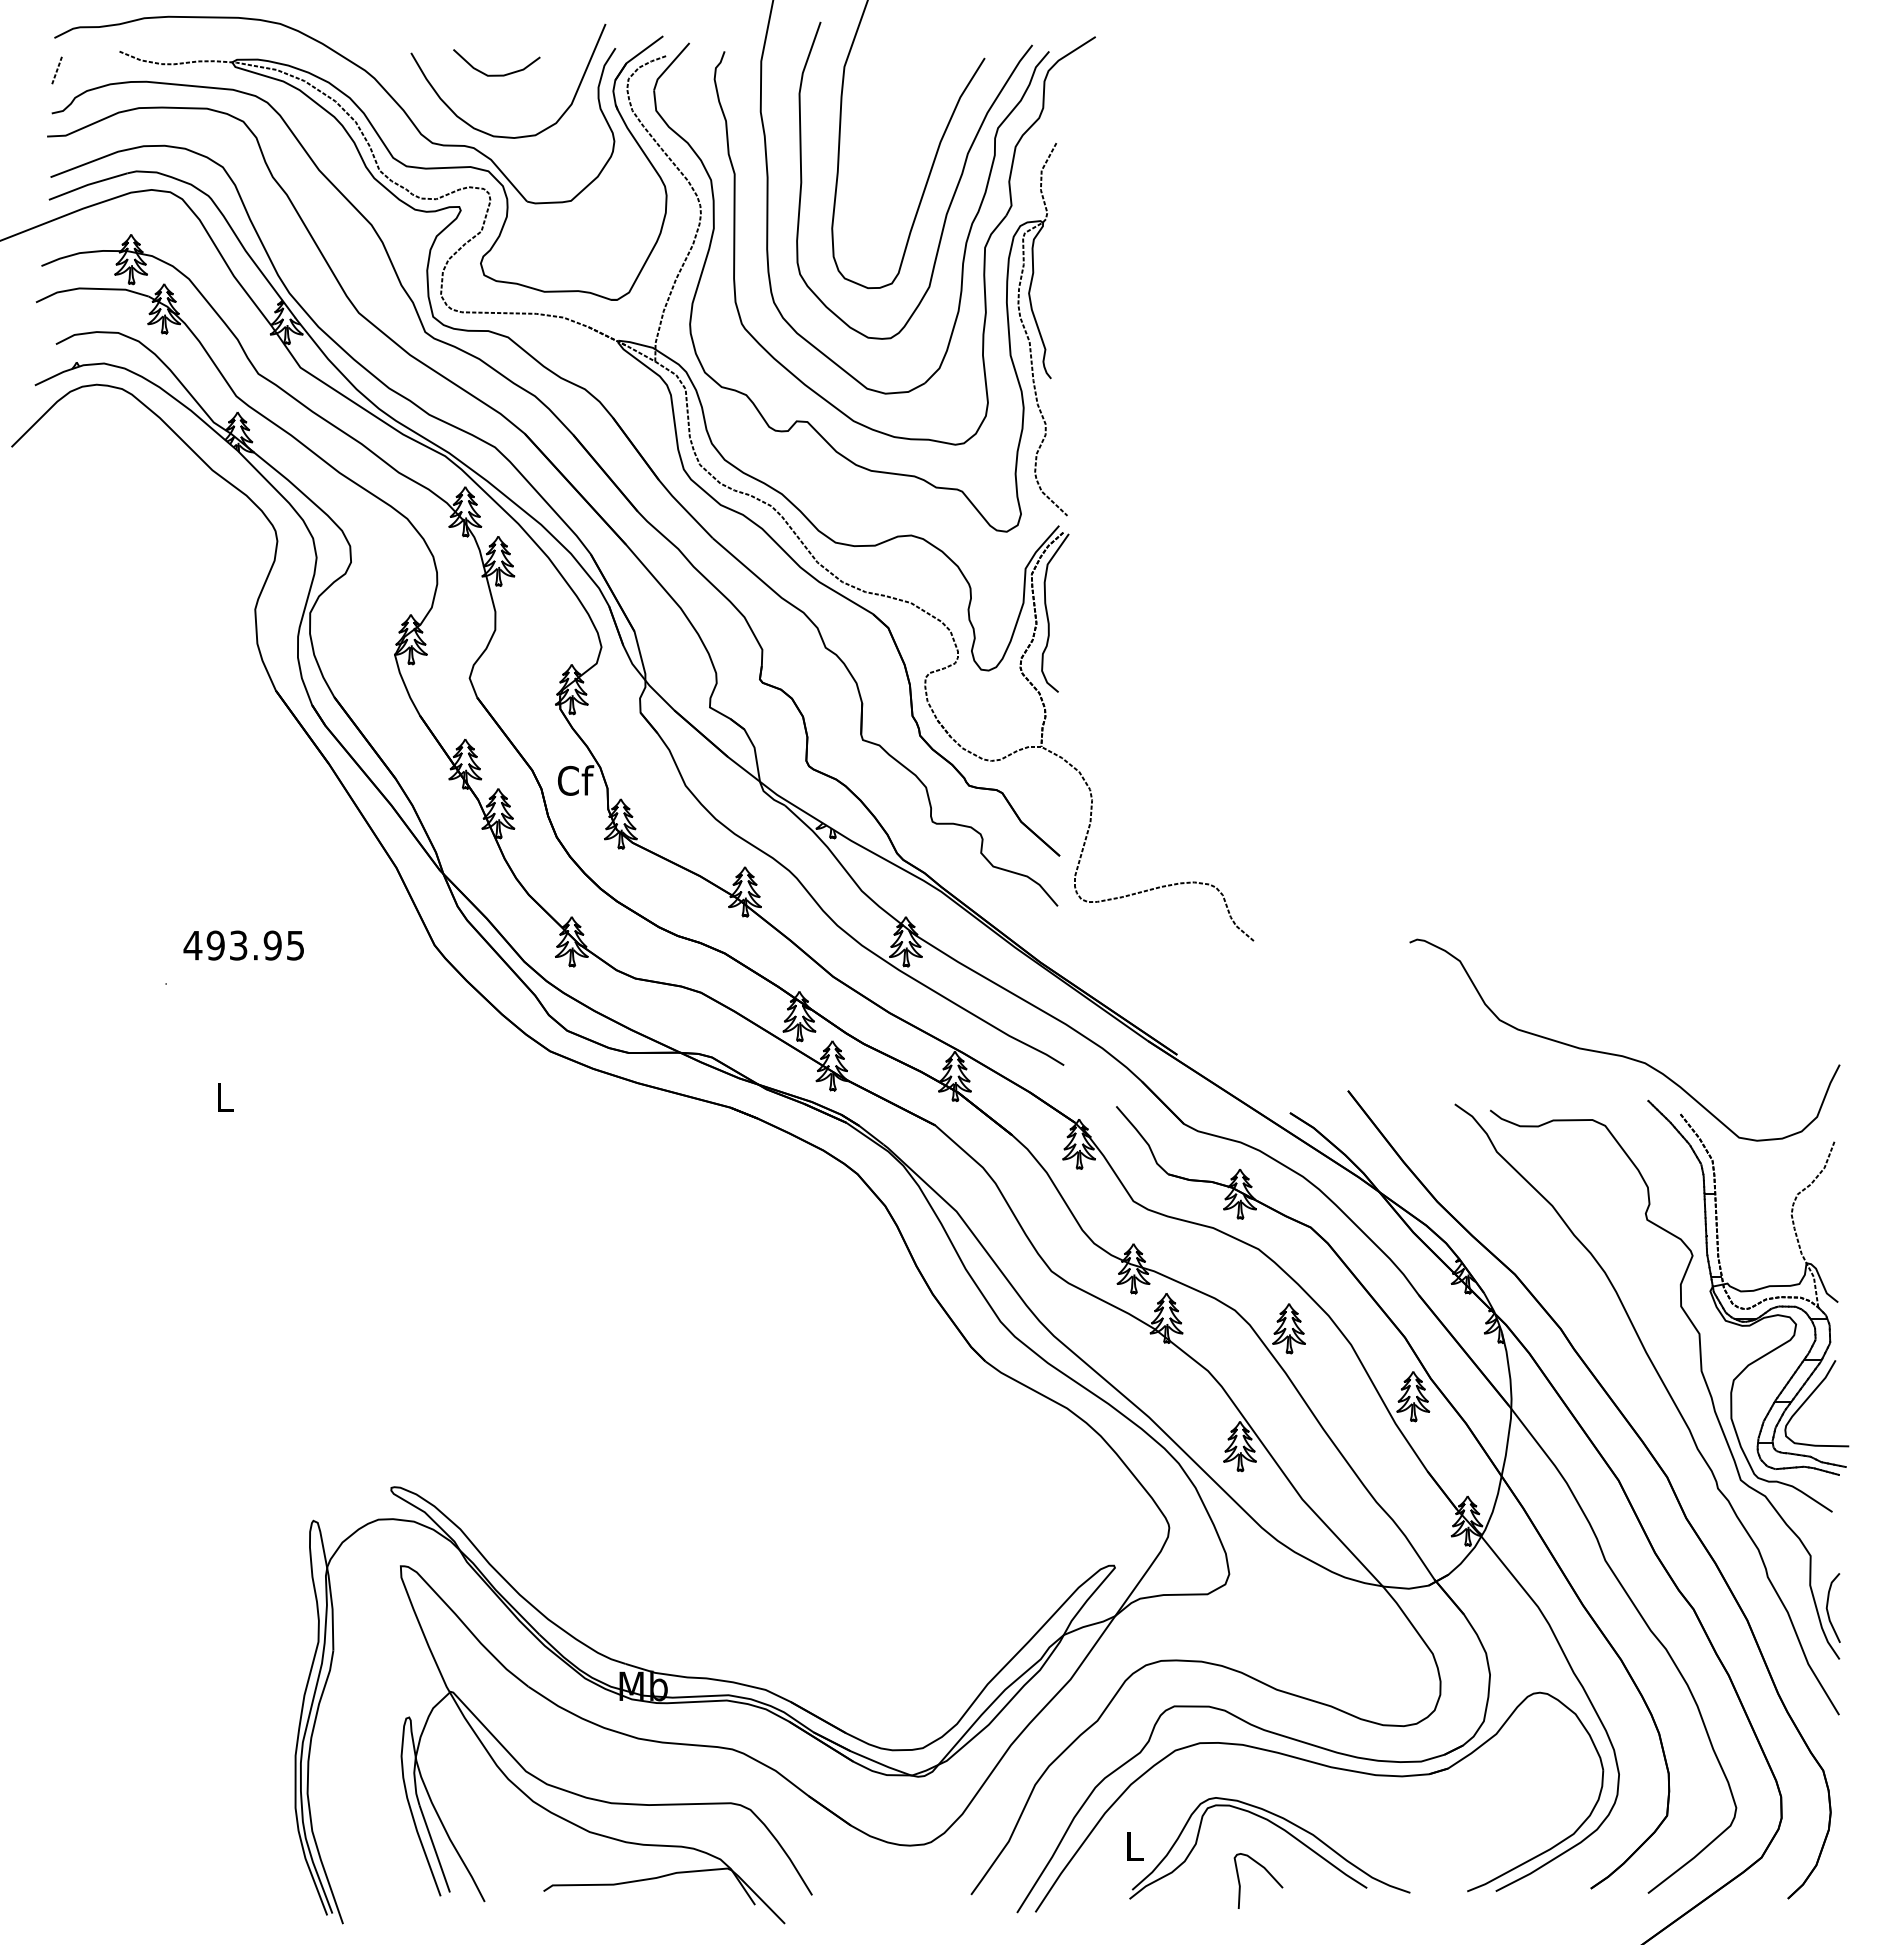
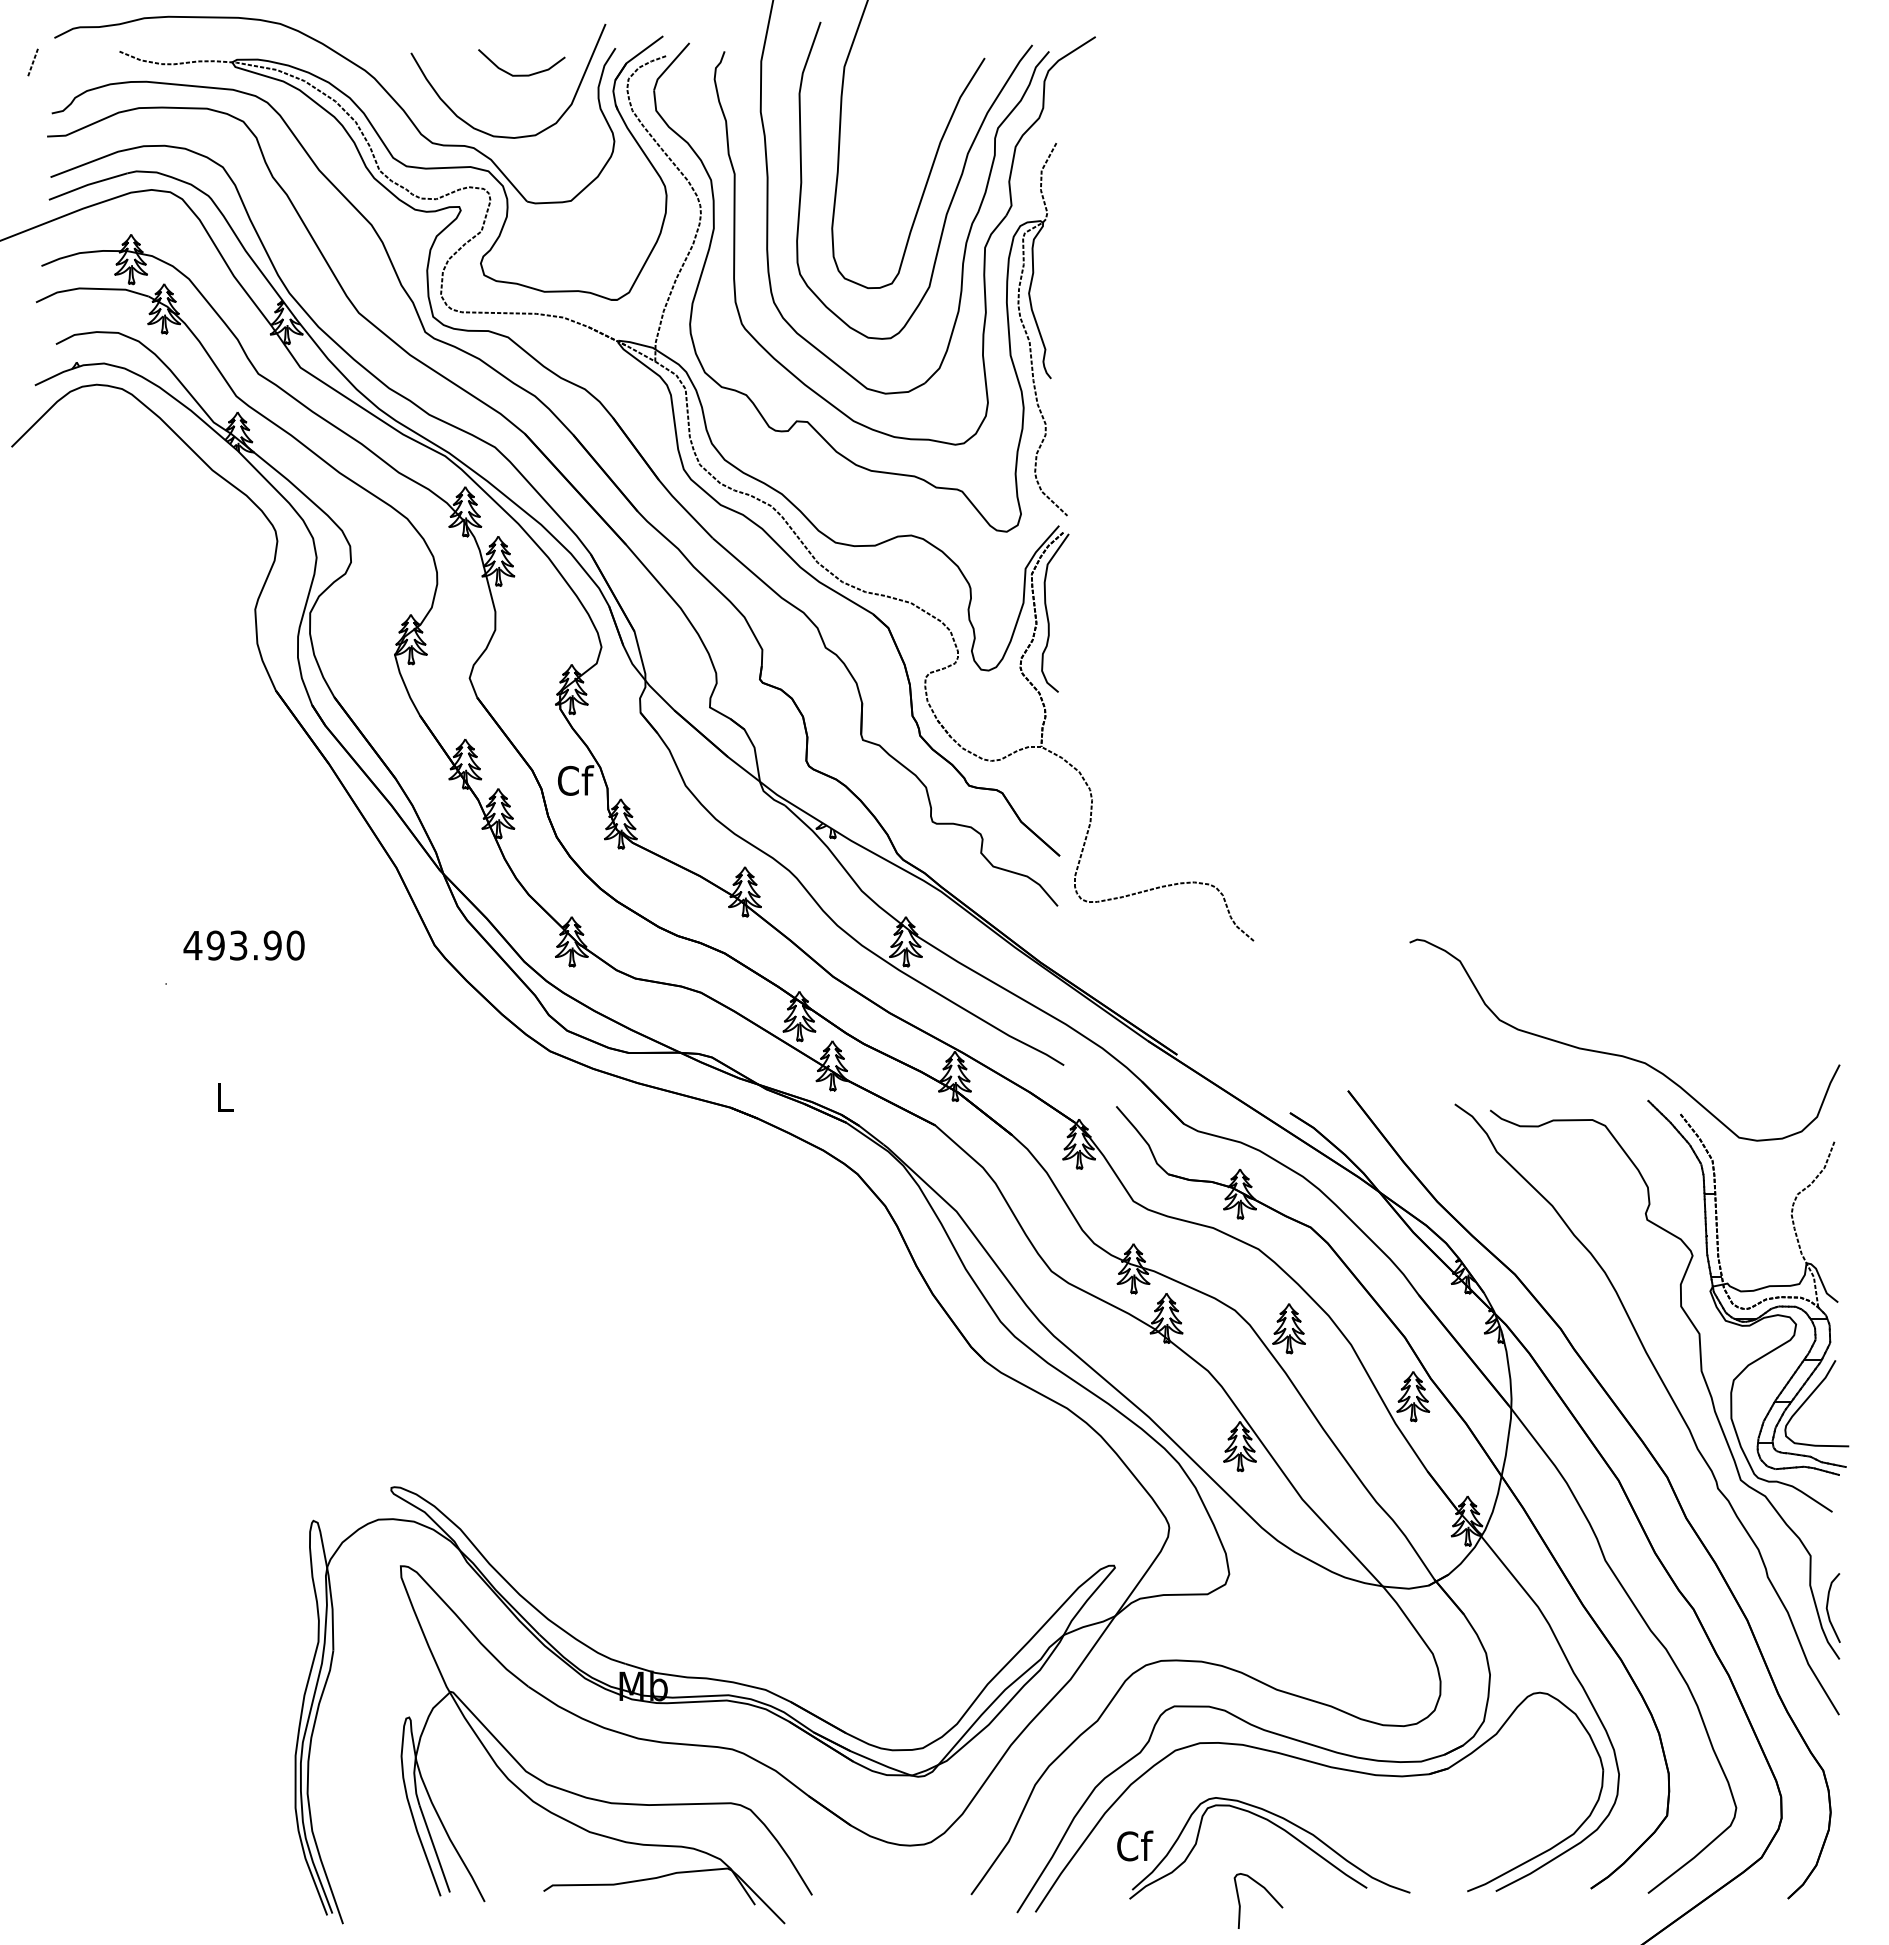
line position: (56, 70) -> (32, 62) (32, 62)
curve position: (496, 74) -> (521, 74) (521, 74)
text: 493.95 -> 493.90 (295, 945)
text: L -> Cf (1135, 1845)
curve position: (1266, 1871) -> (1266, 1891) (1266, 1891)
